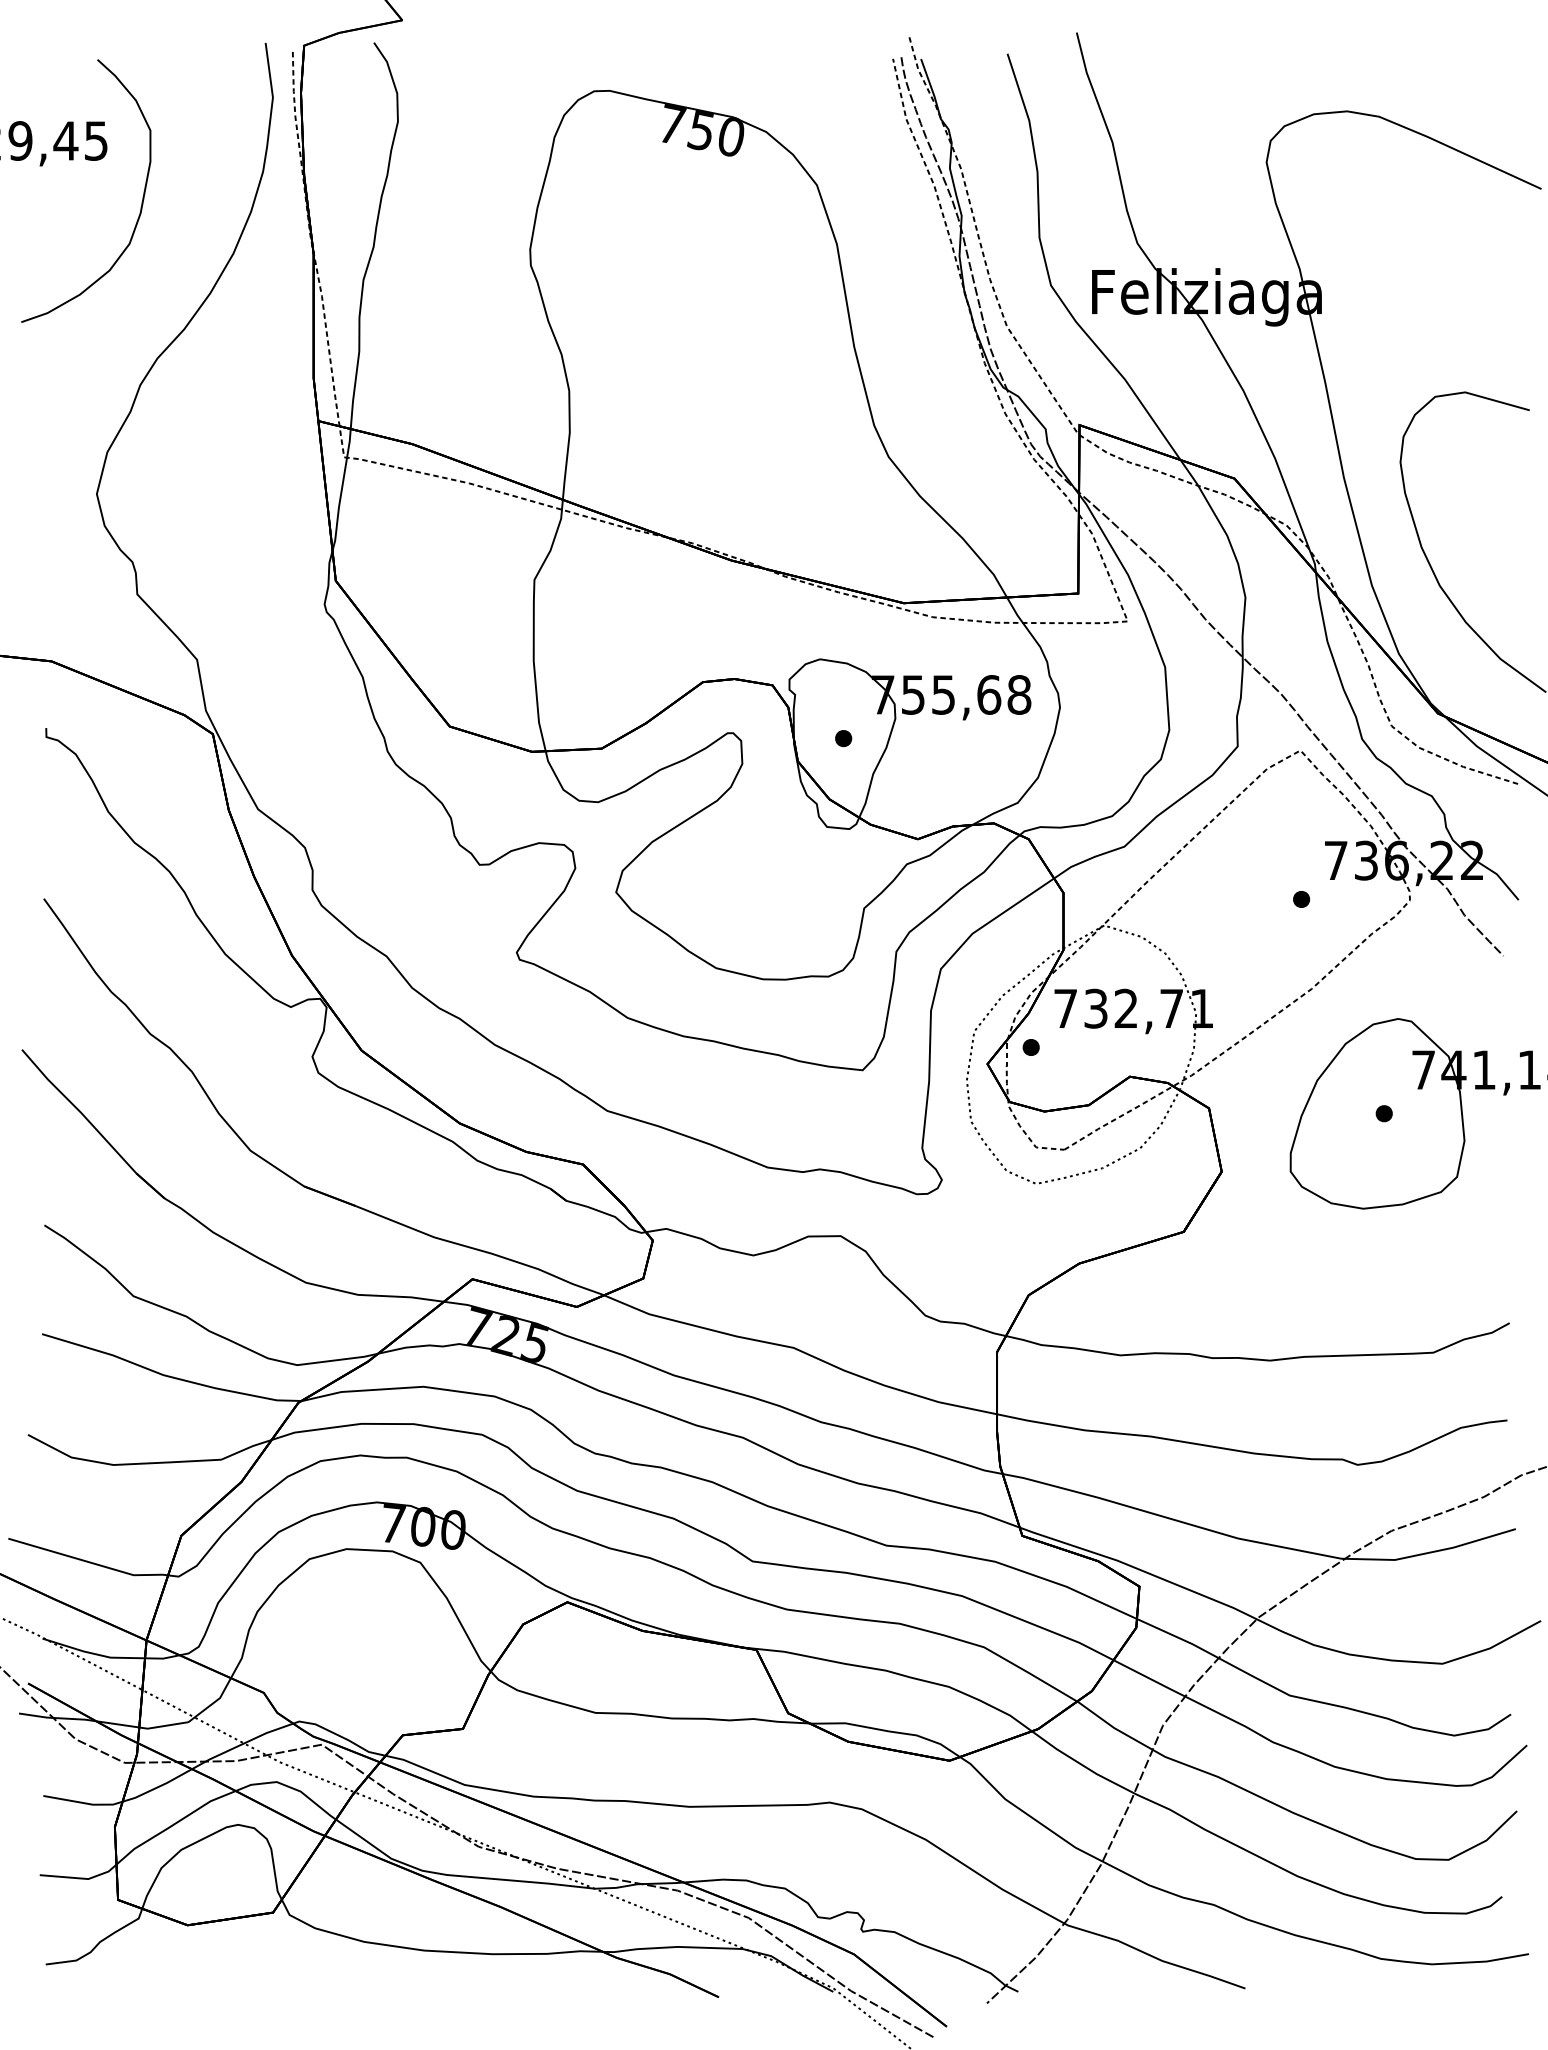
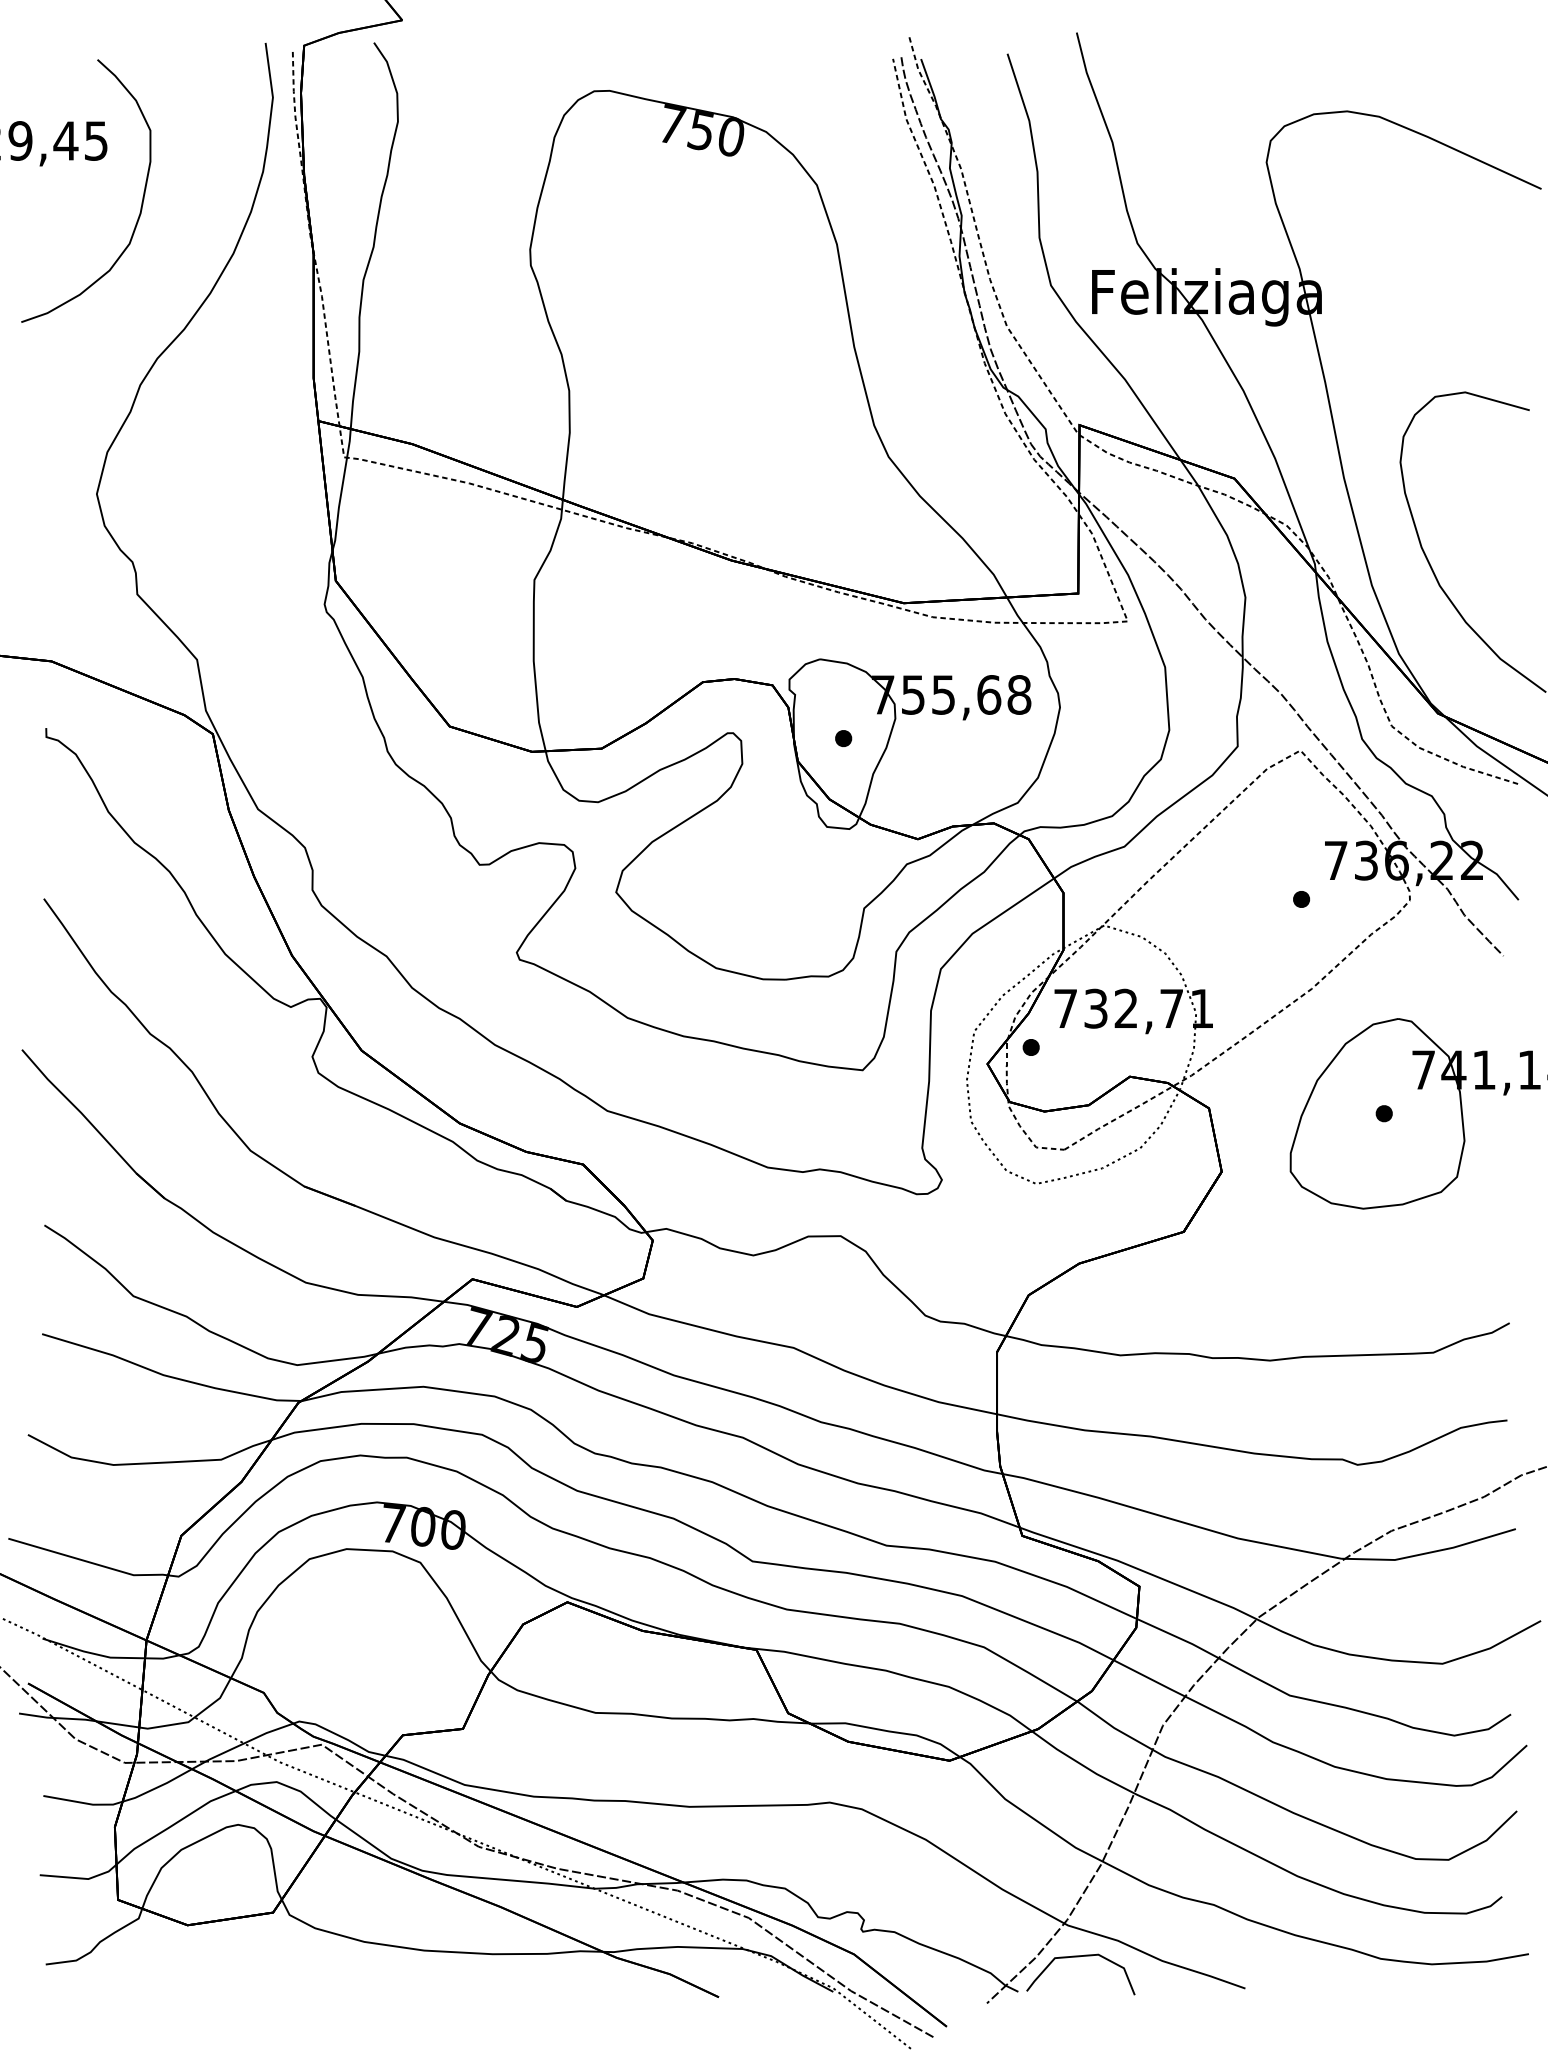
curve: none -> present (1079, 1957)
